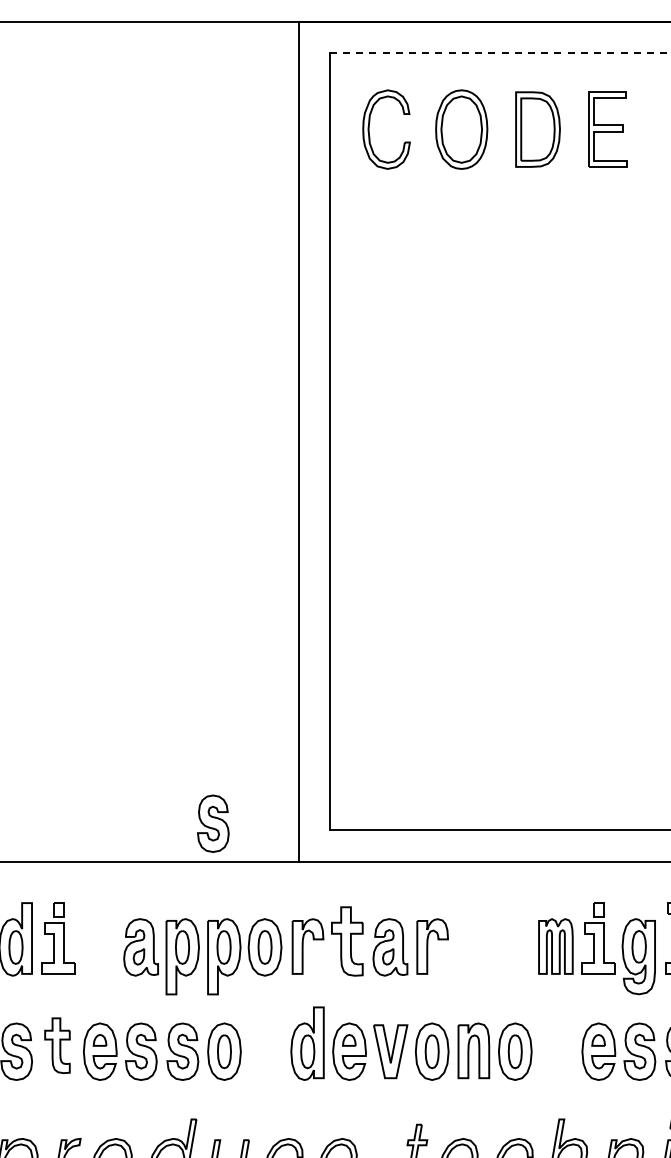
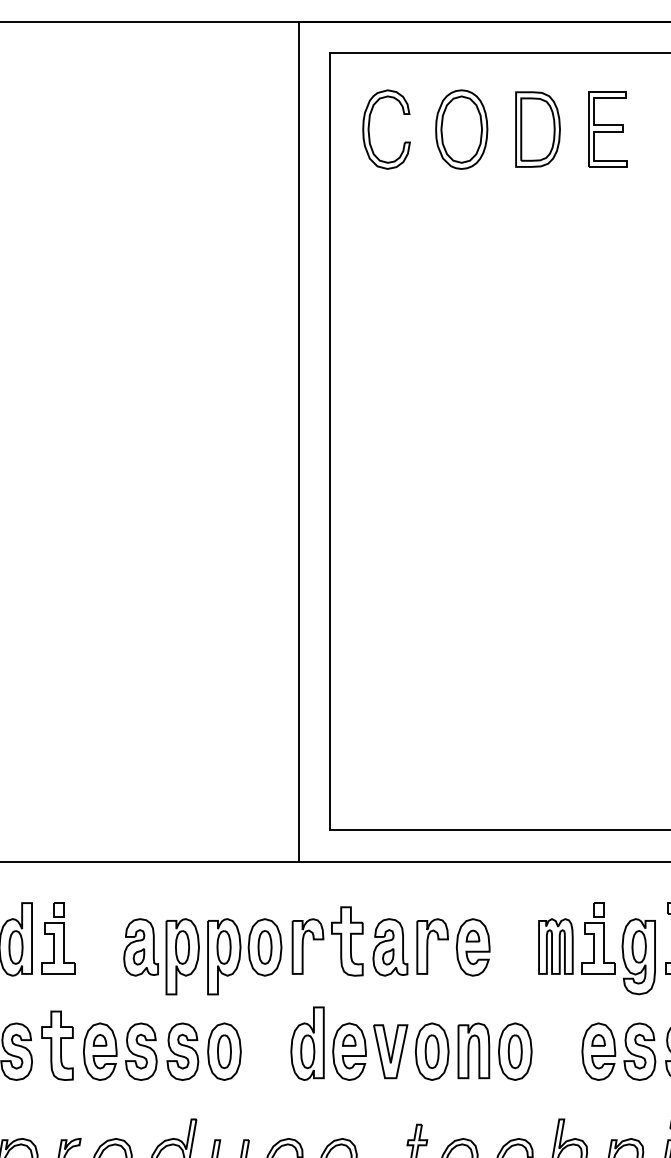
line: dashed -> solid (500, 52)
part: present -> none (213, 823)
part: none -> present (472, 947)
part size: 27x57 px -> 33x71 px (57, 1045)
